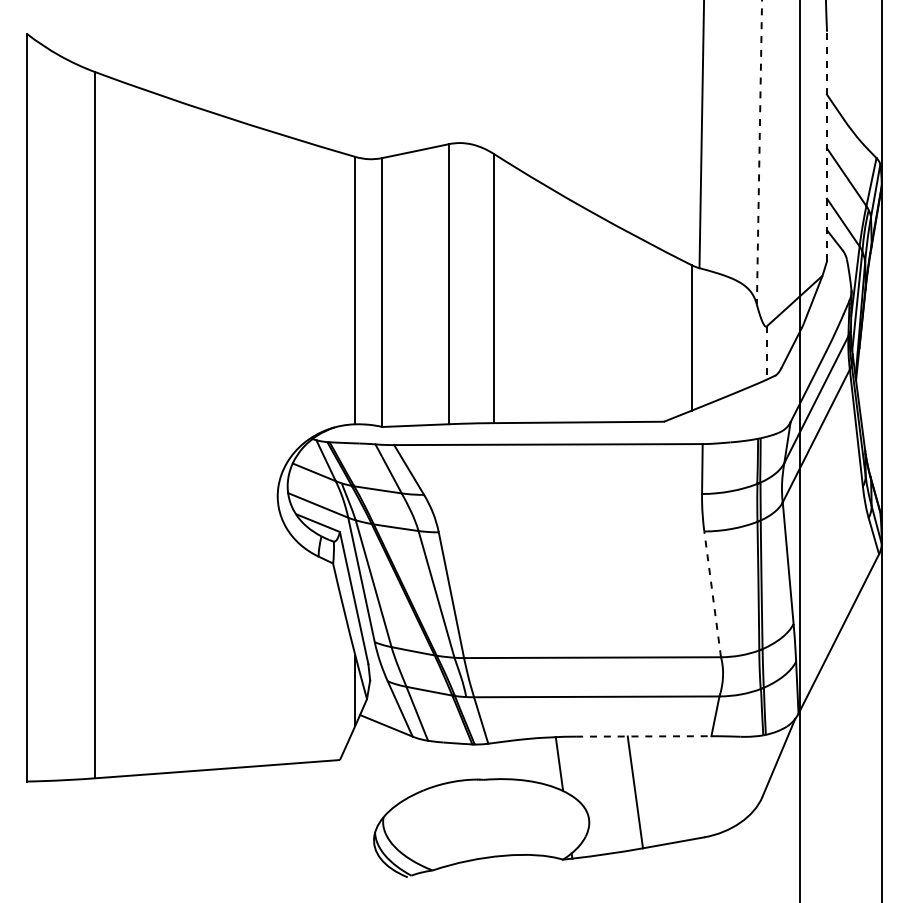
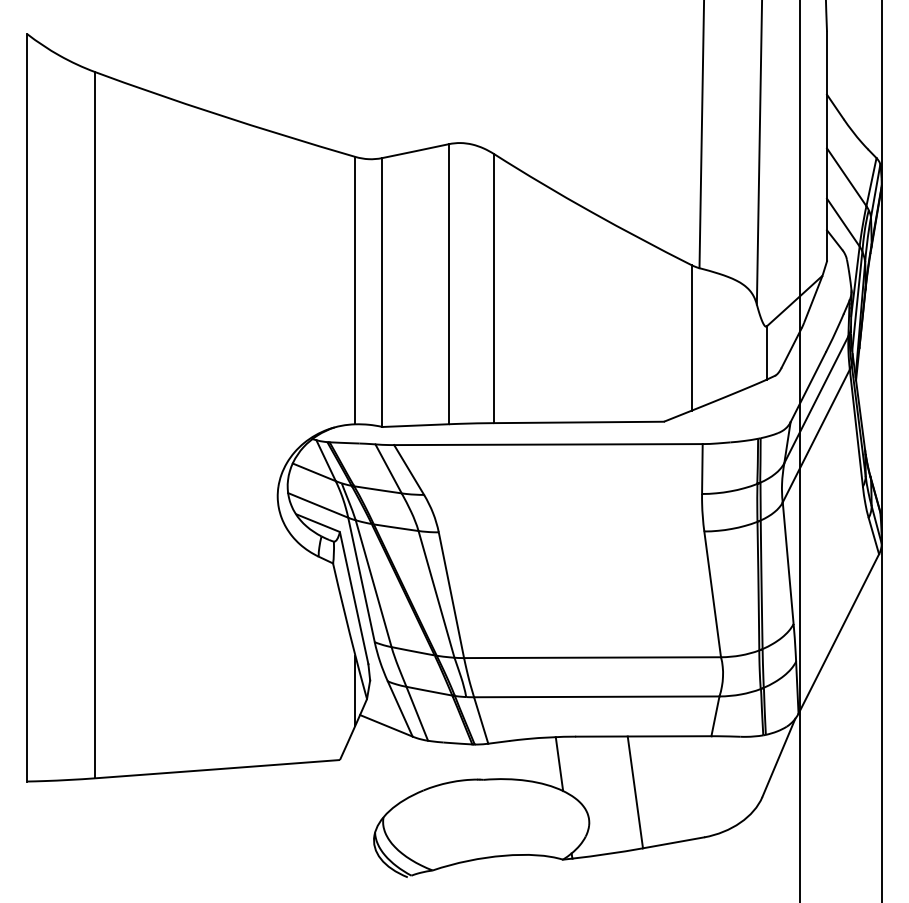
line: dashed -> solid (827, 146)
line: dashed -> solid (759, 152)
line: dashed -> solid (766, 353)
line: dashed -> solid (712, 593)
line: dashed -> solid (643, 736)
